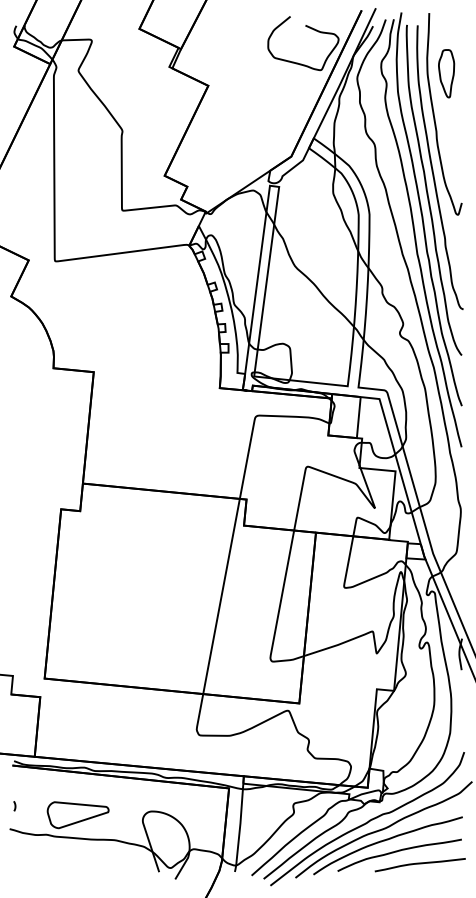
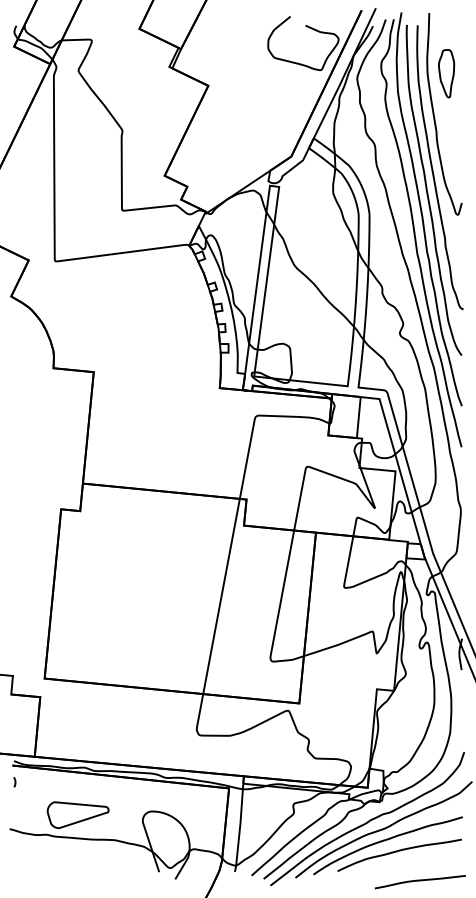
curve position: (14, 806) -> (14, 782) (14, 782)
curve position: (419, 864) -> (419, 881) (419, 881)
